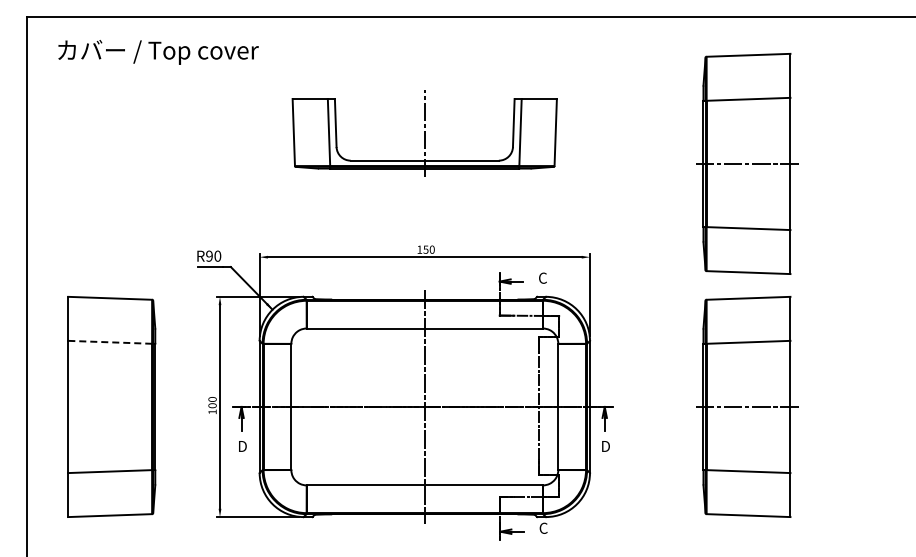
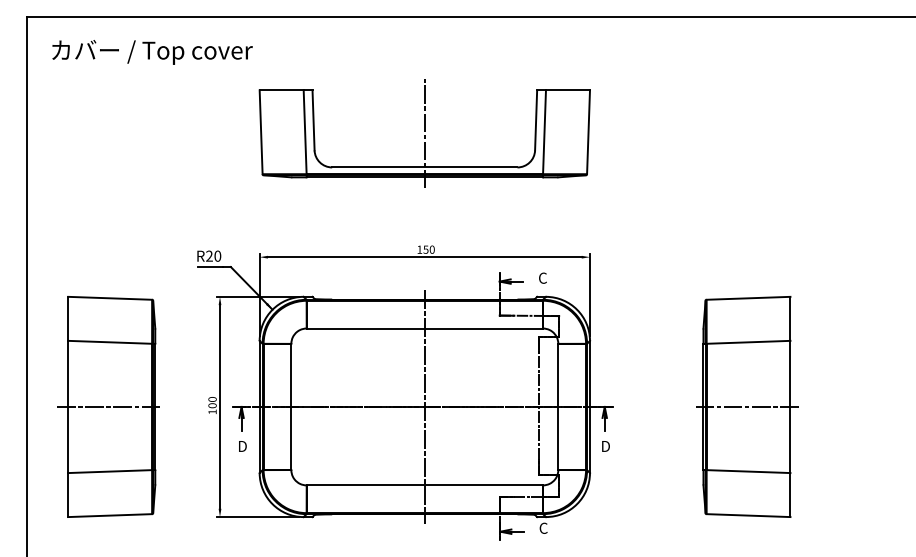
text position: (158, 52) -> (152, 52) (152, 52)
part size: 267x87 px -> 333x109 px (424, 133)
part: present -> none (747, 163)
text: R90 -> R20 (209, 256)
line: dashed -> solid (110, 342)
line: none -> present (110, 406)
